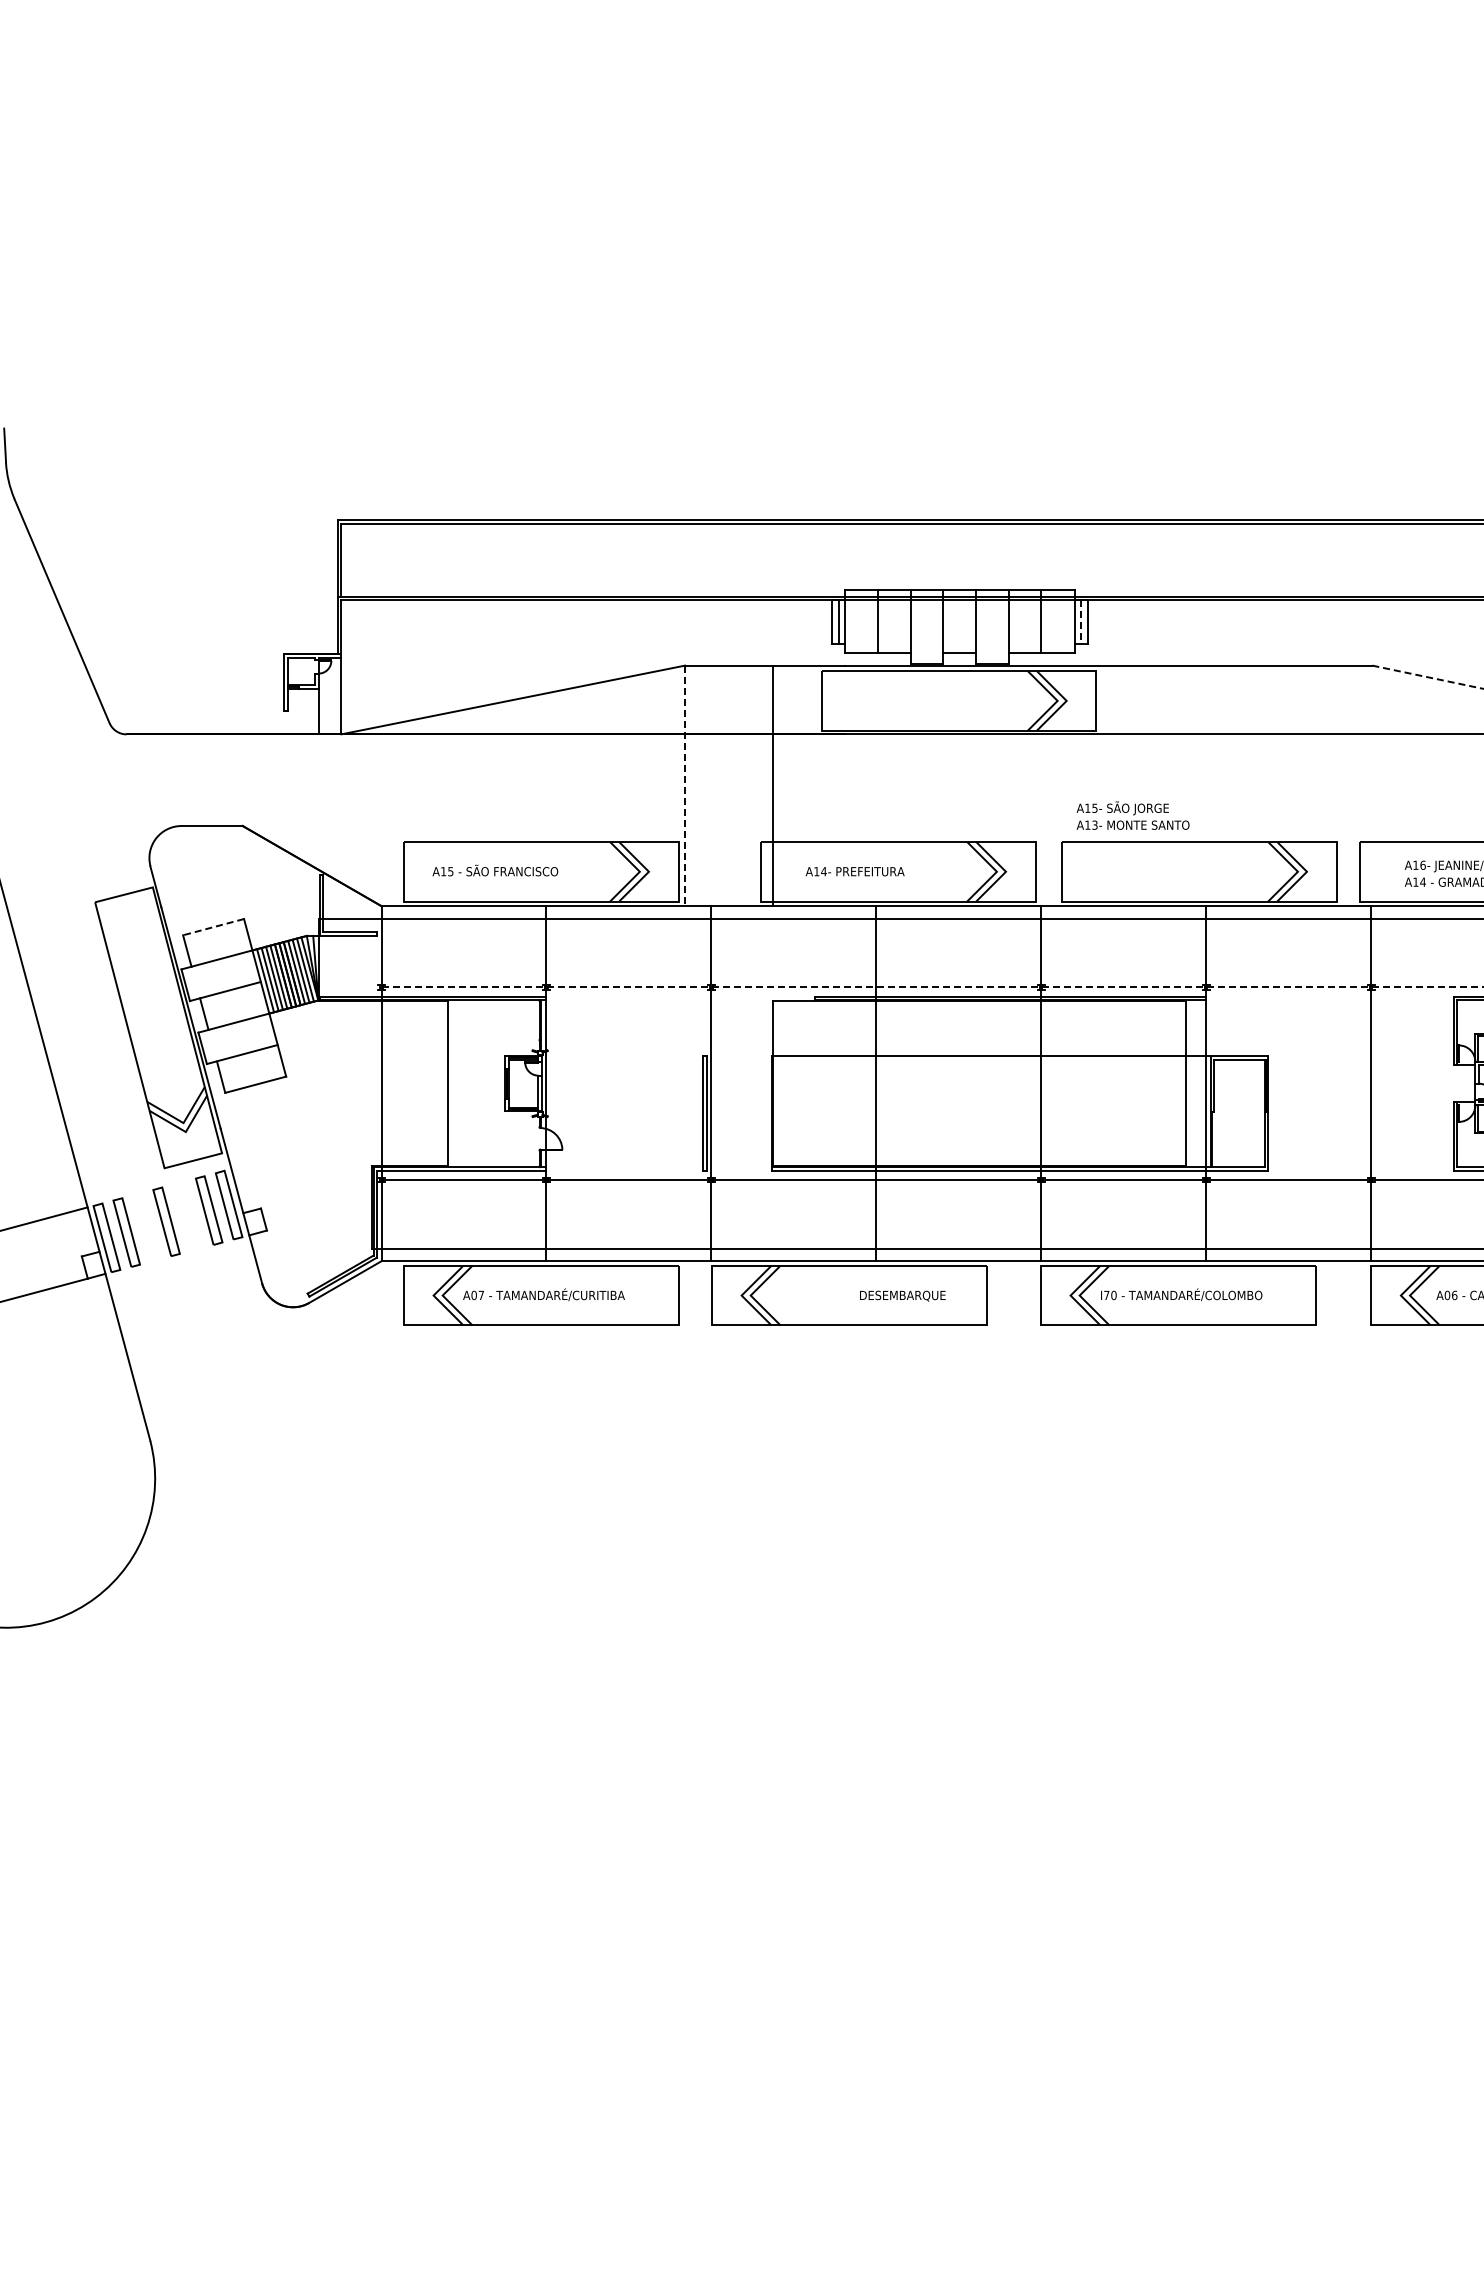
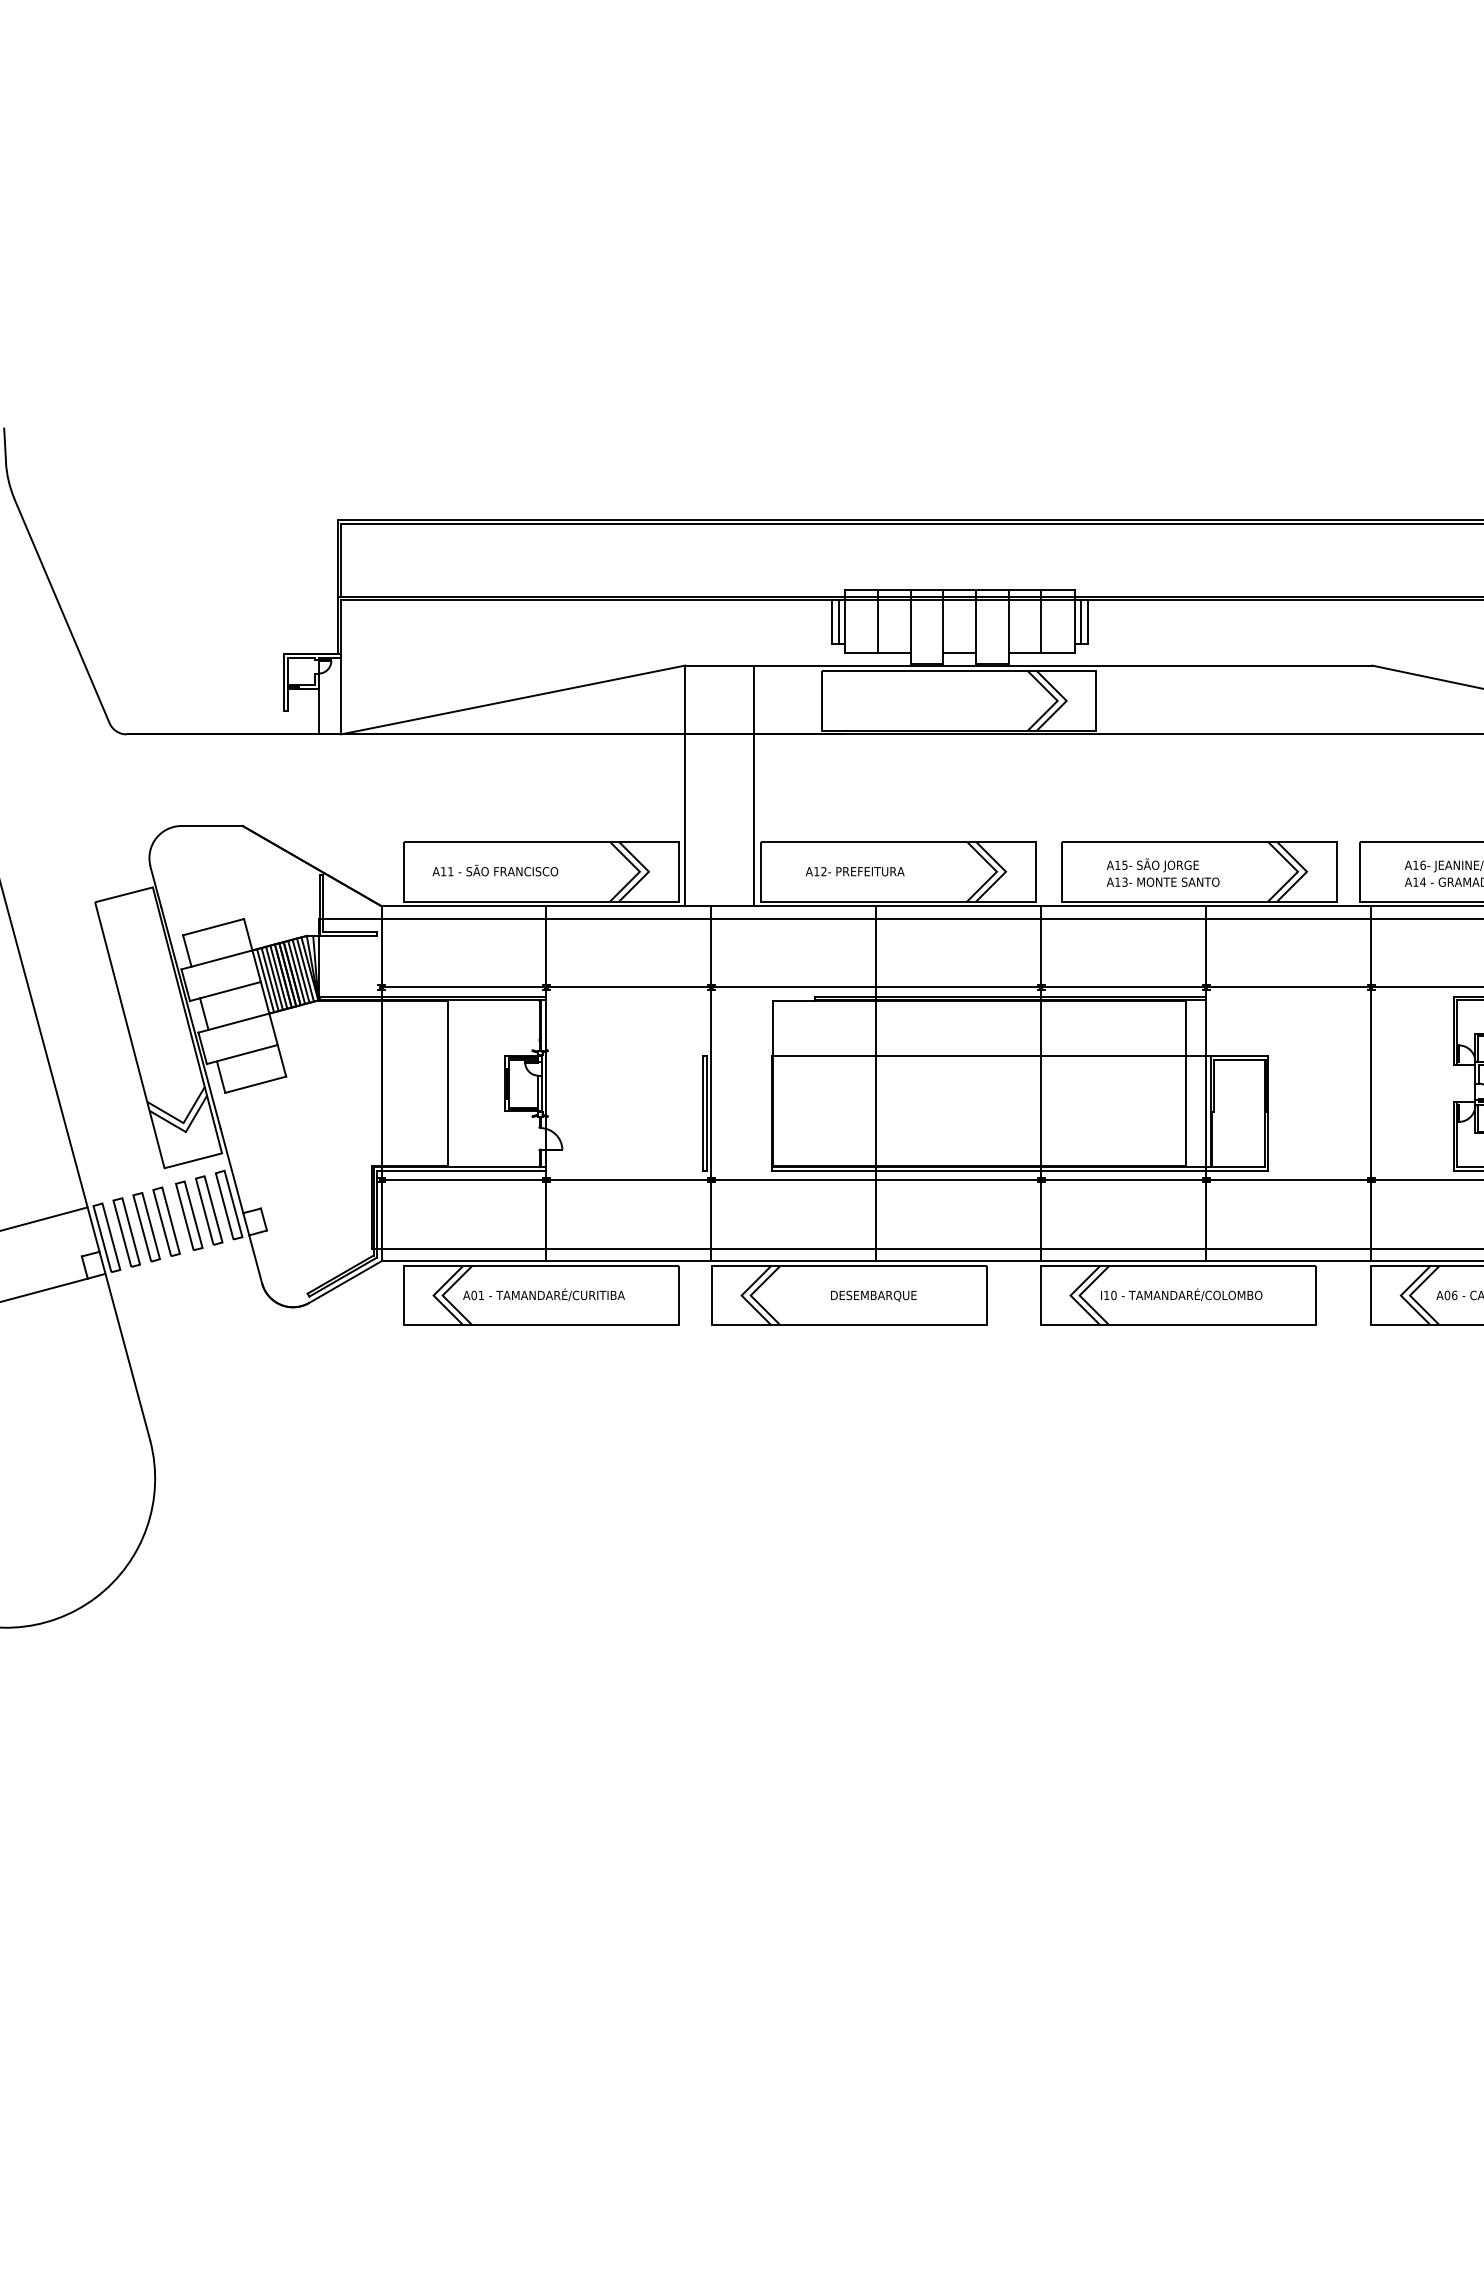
line: dashed -> solid (1081, 621)
line: dashed -> solid (1428, 677)
line position: (772, 785) -> (753, 785) (753, 785)
line: dashed -> solid (685, 786)
text position: (1132, 815) -> (1162, 872) (1162, 872)
text: A15 -> A11 (450, 871)
text: A14- -> A12- (823, 871)
line: dashed -> solid (213, 927)
line: dashed -> solid (933, 987)
part: none -> present (189, 1215)
part: none -> present (146, 1227)
text: A07 -> A01 (480, 1294)
text: I70 -> I10 (1106, 1294)
text position: (902, 1295) -> (873, 1295) (873, 1295)
